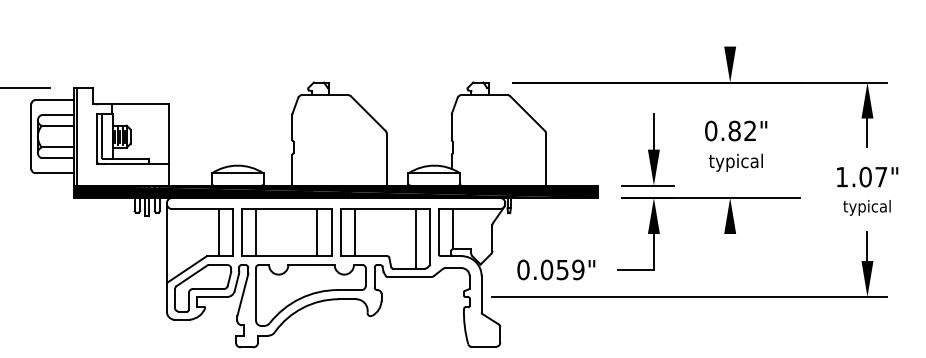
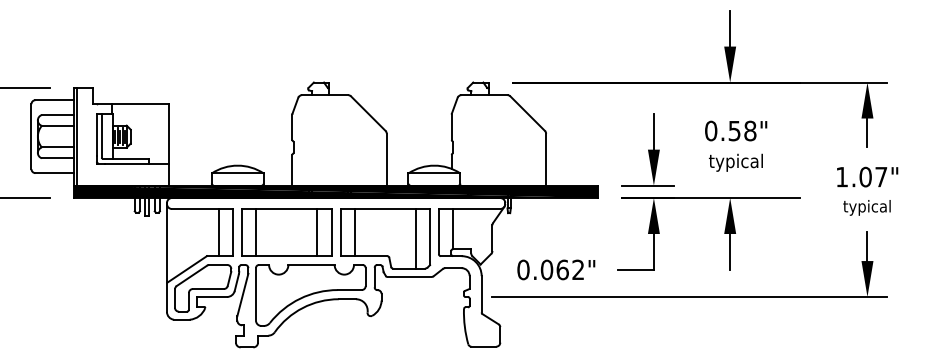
line: none -> present (730, 28)
text: 0.82" -> 0.58" (742, 130)
line: none -> present (25, 198)
line: none -> present (730, 251)
text: 0.059" -> 0.062" (570, 269)
